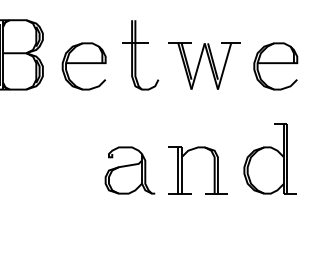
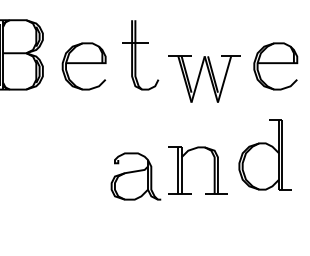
part position: (204, 65) -> (204, 78) (204, 78)
part position: (269, 158) -> (264, 154) (264, 154)
part position: (129, 170) -> (135, 176) (135, 176)
